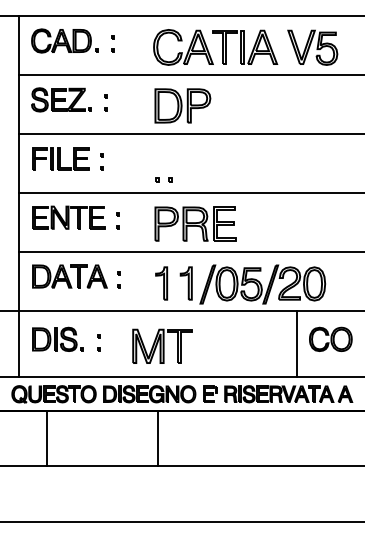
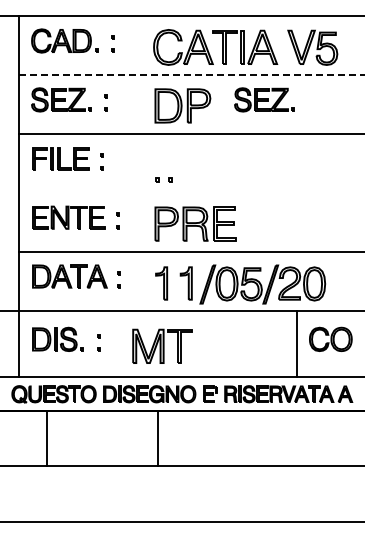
line: solid -> dashed (192, 75)
part: none -> present (264, 99)
line: present -> none (190, 192)
